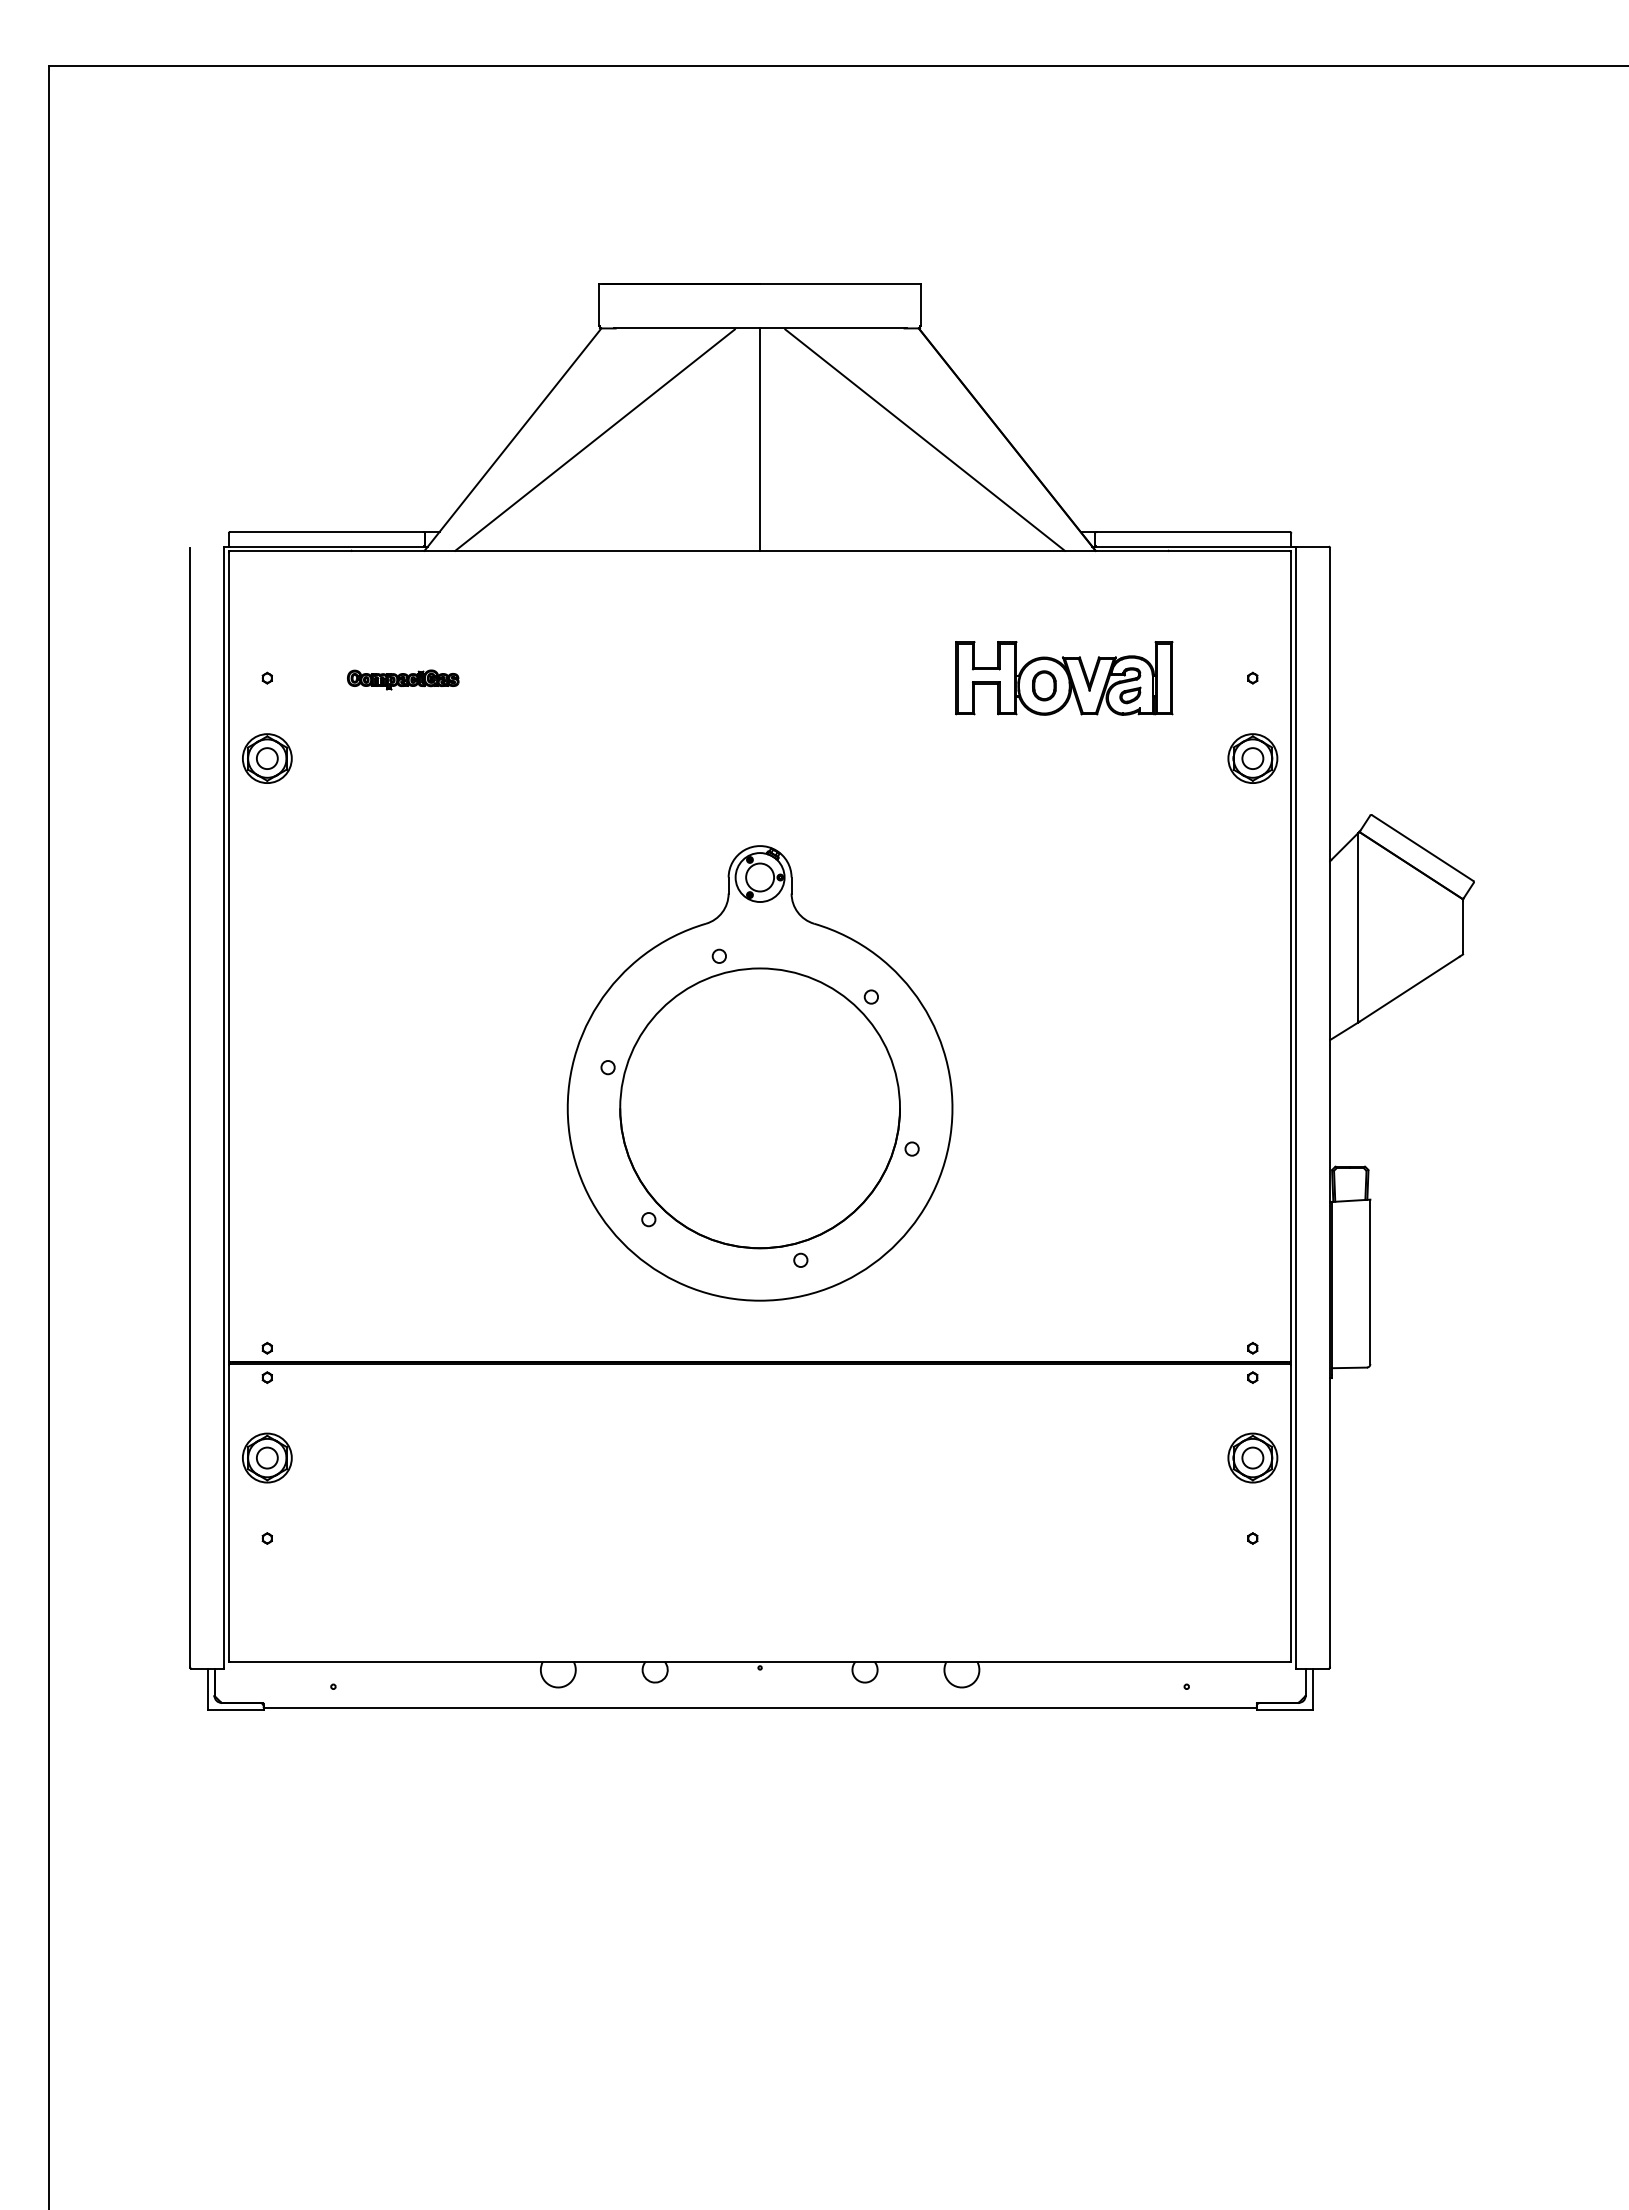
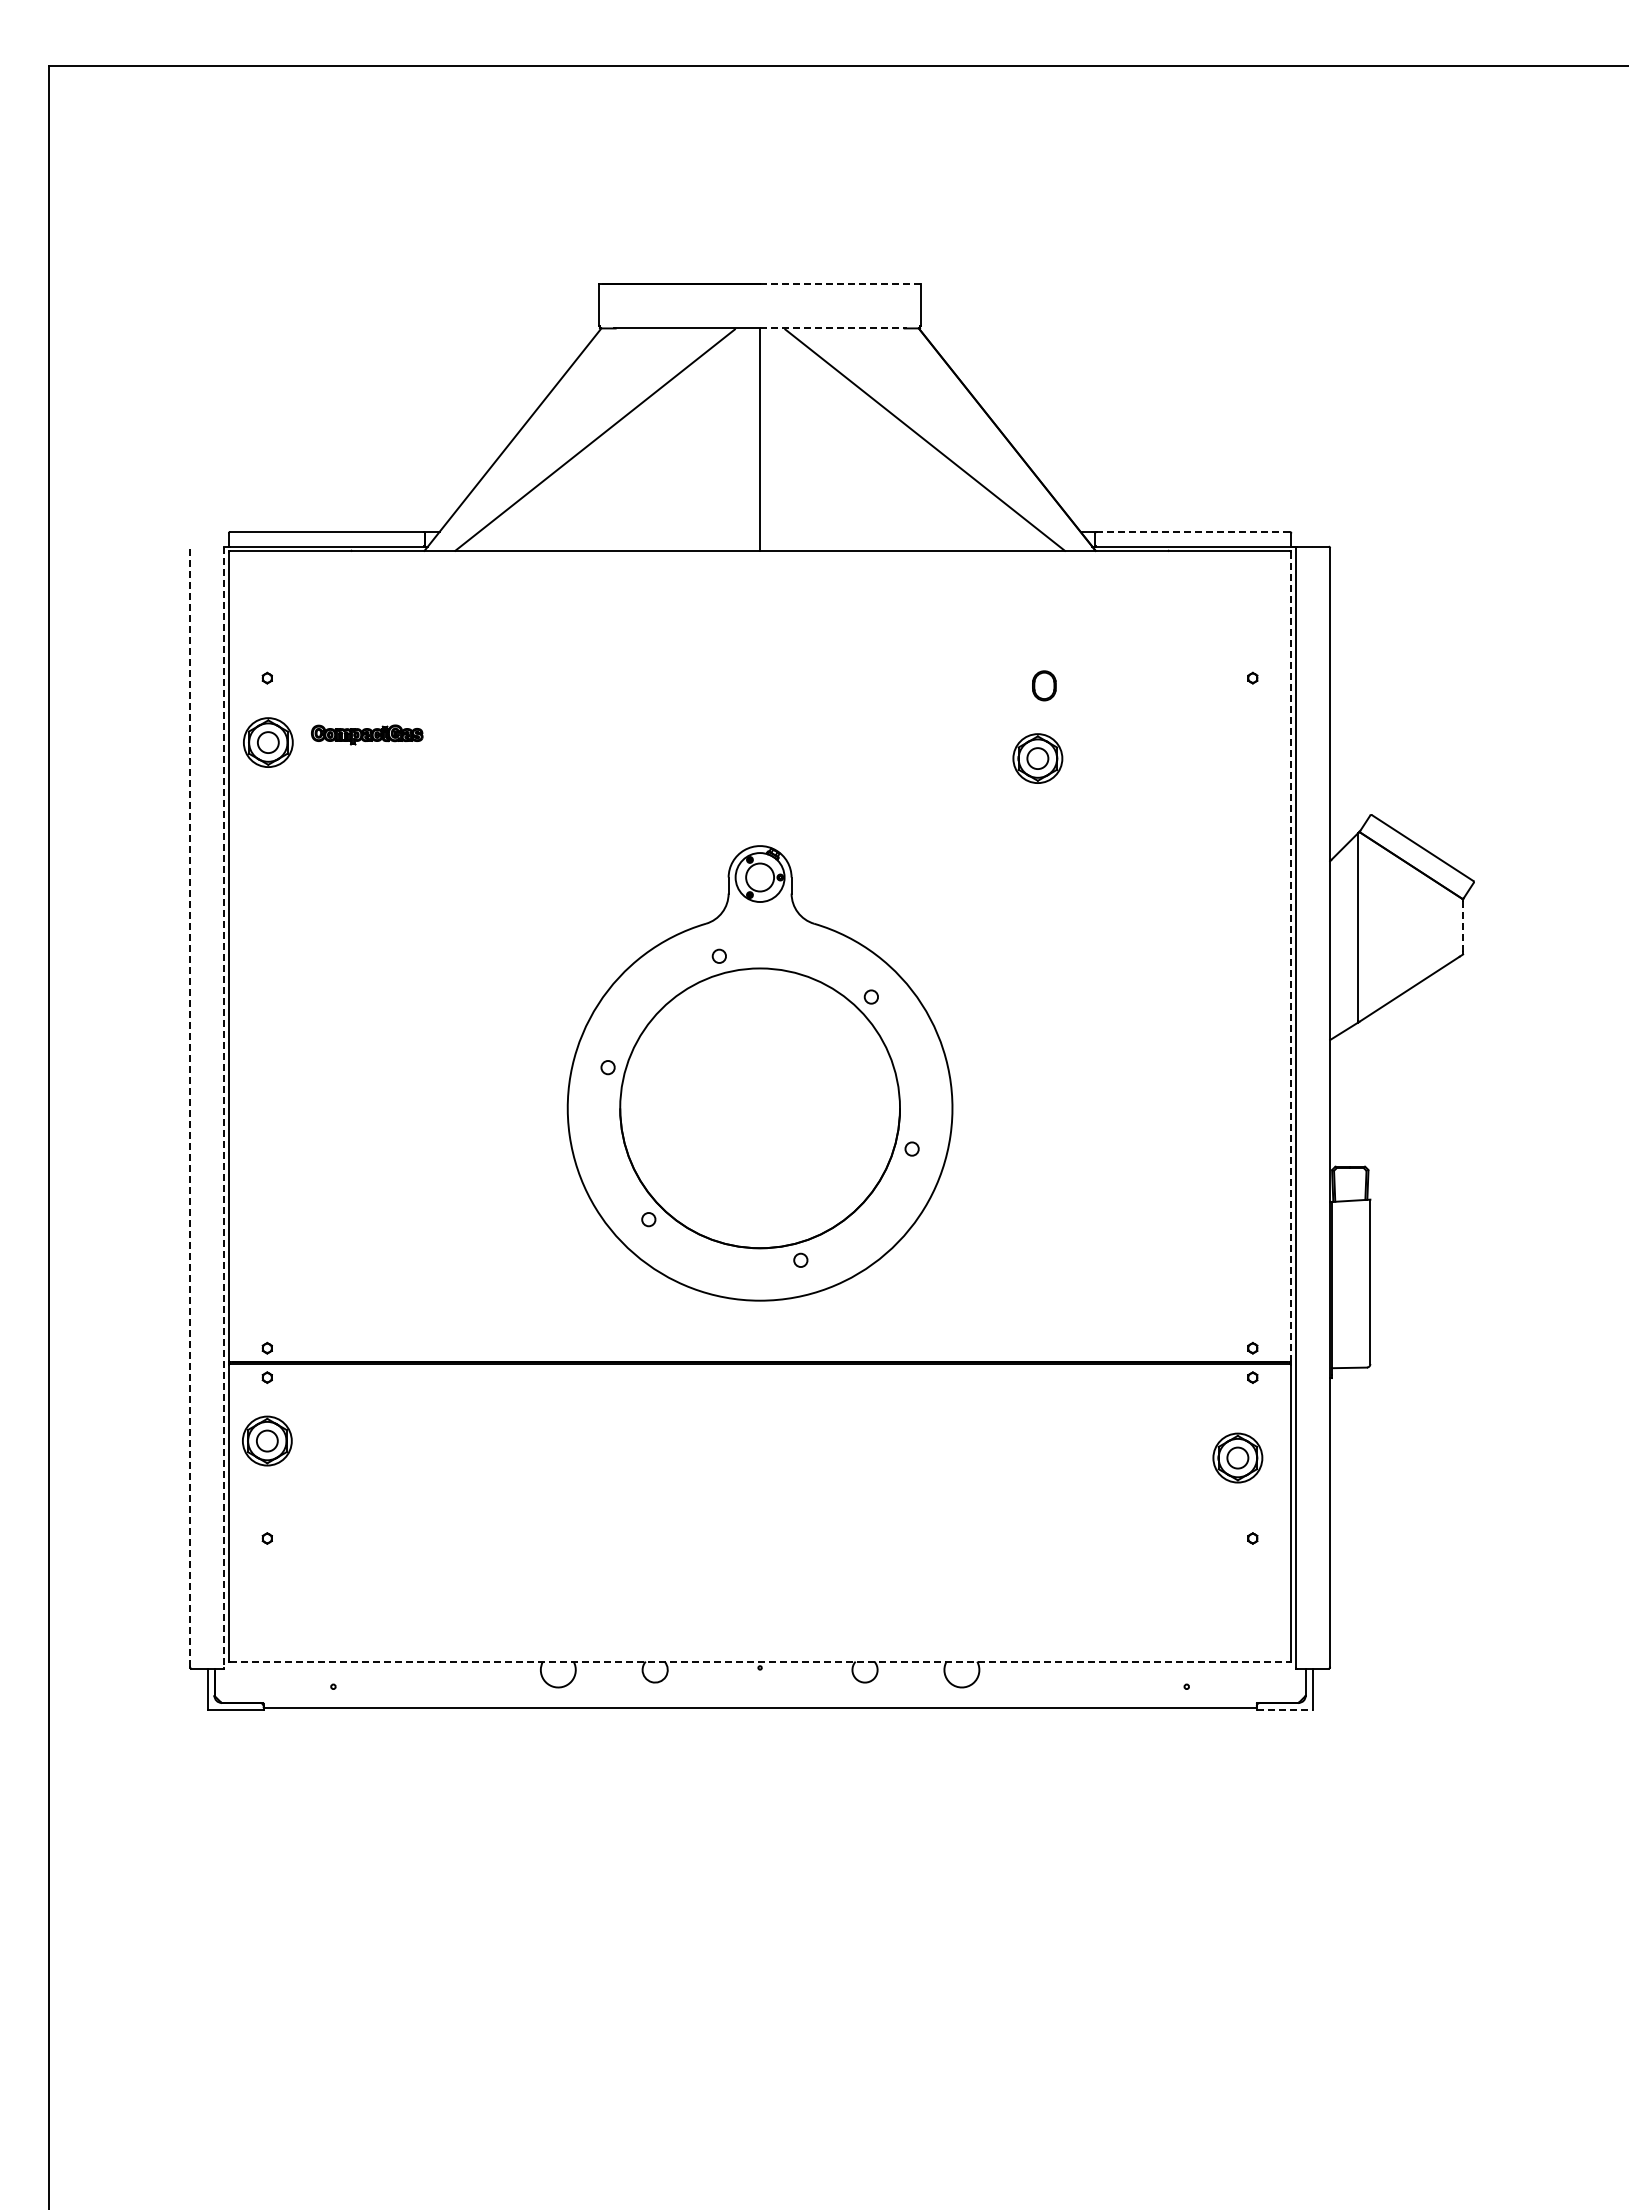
line: solid -> dashed (840, 284)
line: solid -> dashed (833, 328)
line: solid -> dashed (1193, 532)
part: present -> none (1064, 678)
part position: (403, 679) -> (367, 734) (367, 734)
part position: (267, 758) -> (268, 742) (268, 742)
part position: (1252, 758) -> (1037, 758) (1037, 758)
line: solid -> dashed (1463, 926)
line: solid -> dashed (1291, 956)
line: solid -> dashed (190, 1107)
line: solid -> dashed (223, 1108)
part position: (267, 1457) -> (267, 1440) (267, 1440)
part position: (1252, 1457) -> (1237, 1457) (1237, 1457)
line: solid -> dashed (760, 1661)
line: solid -> dashed (1284, 1709)
